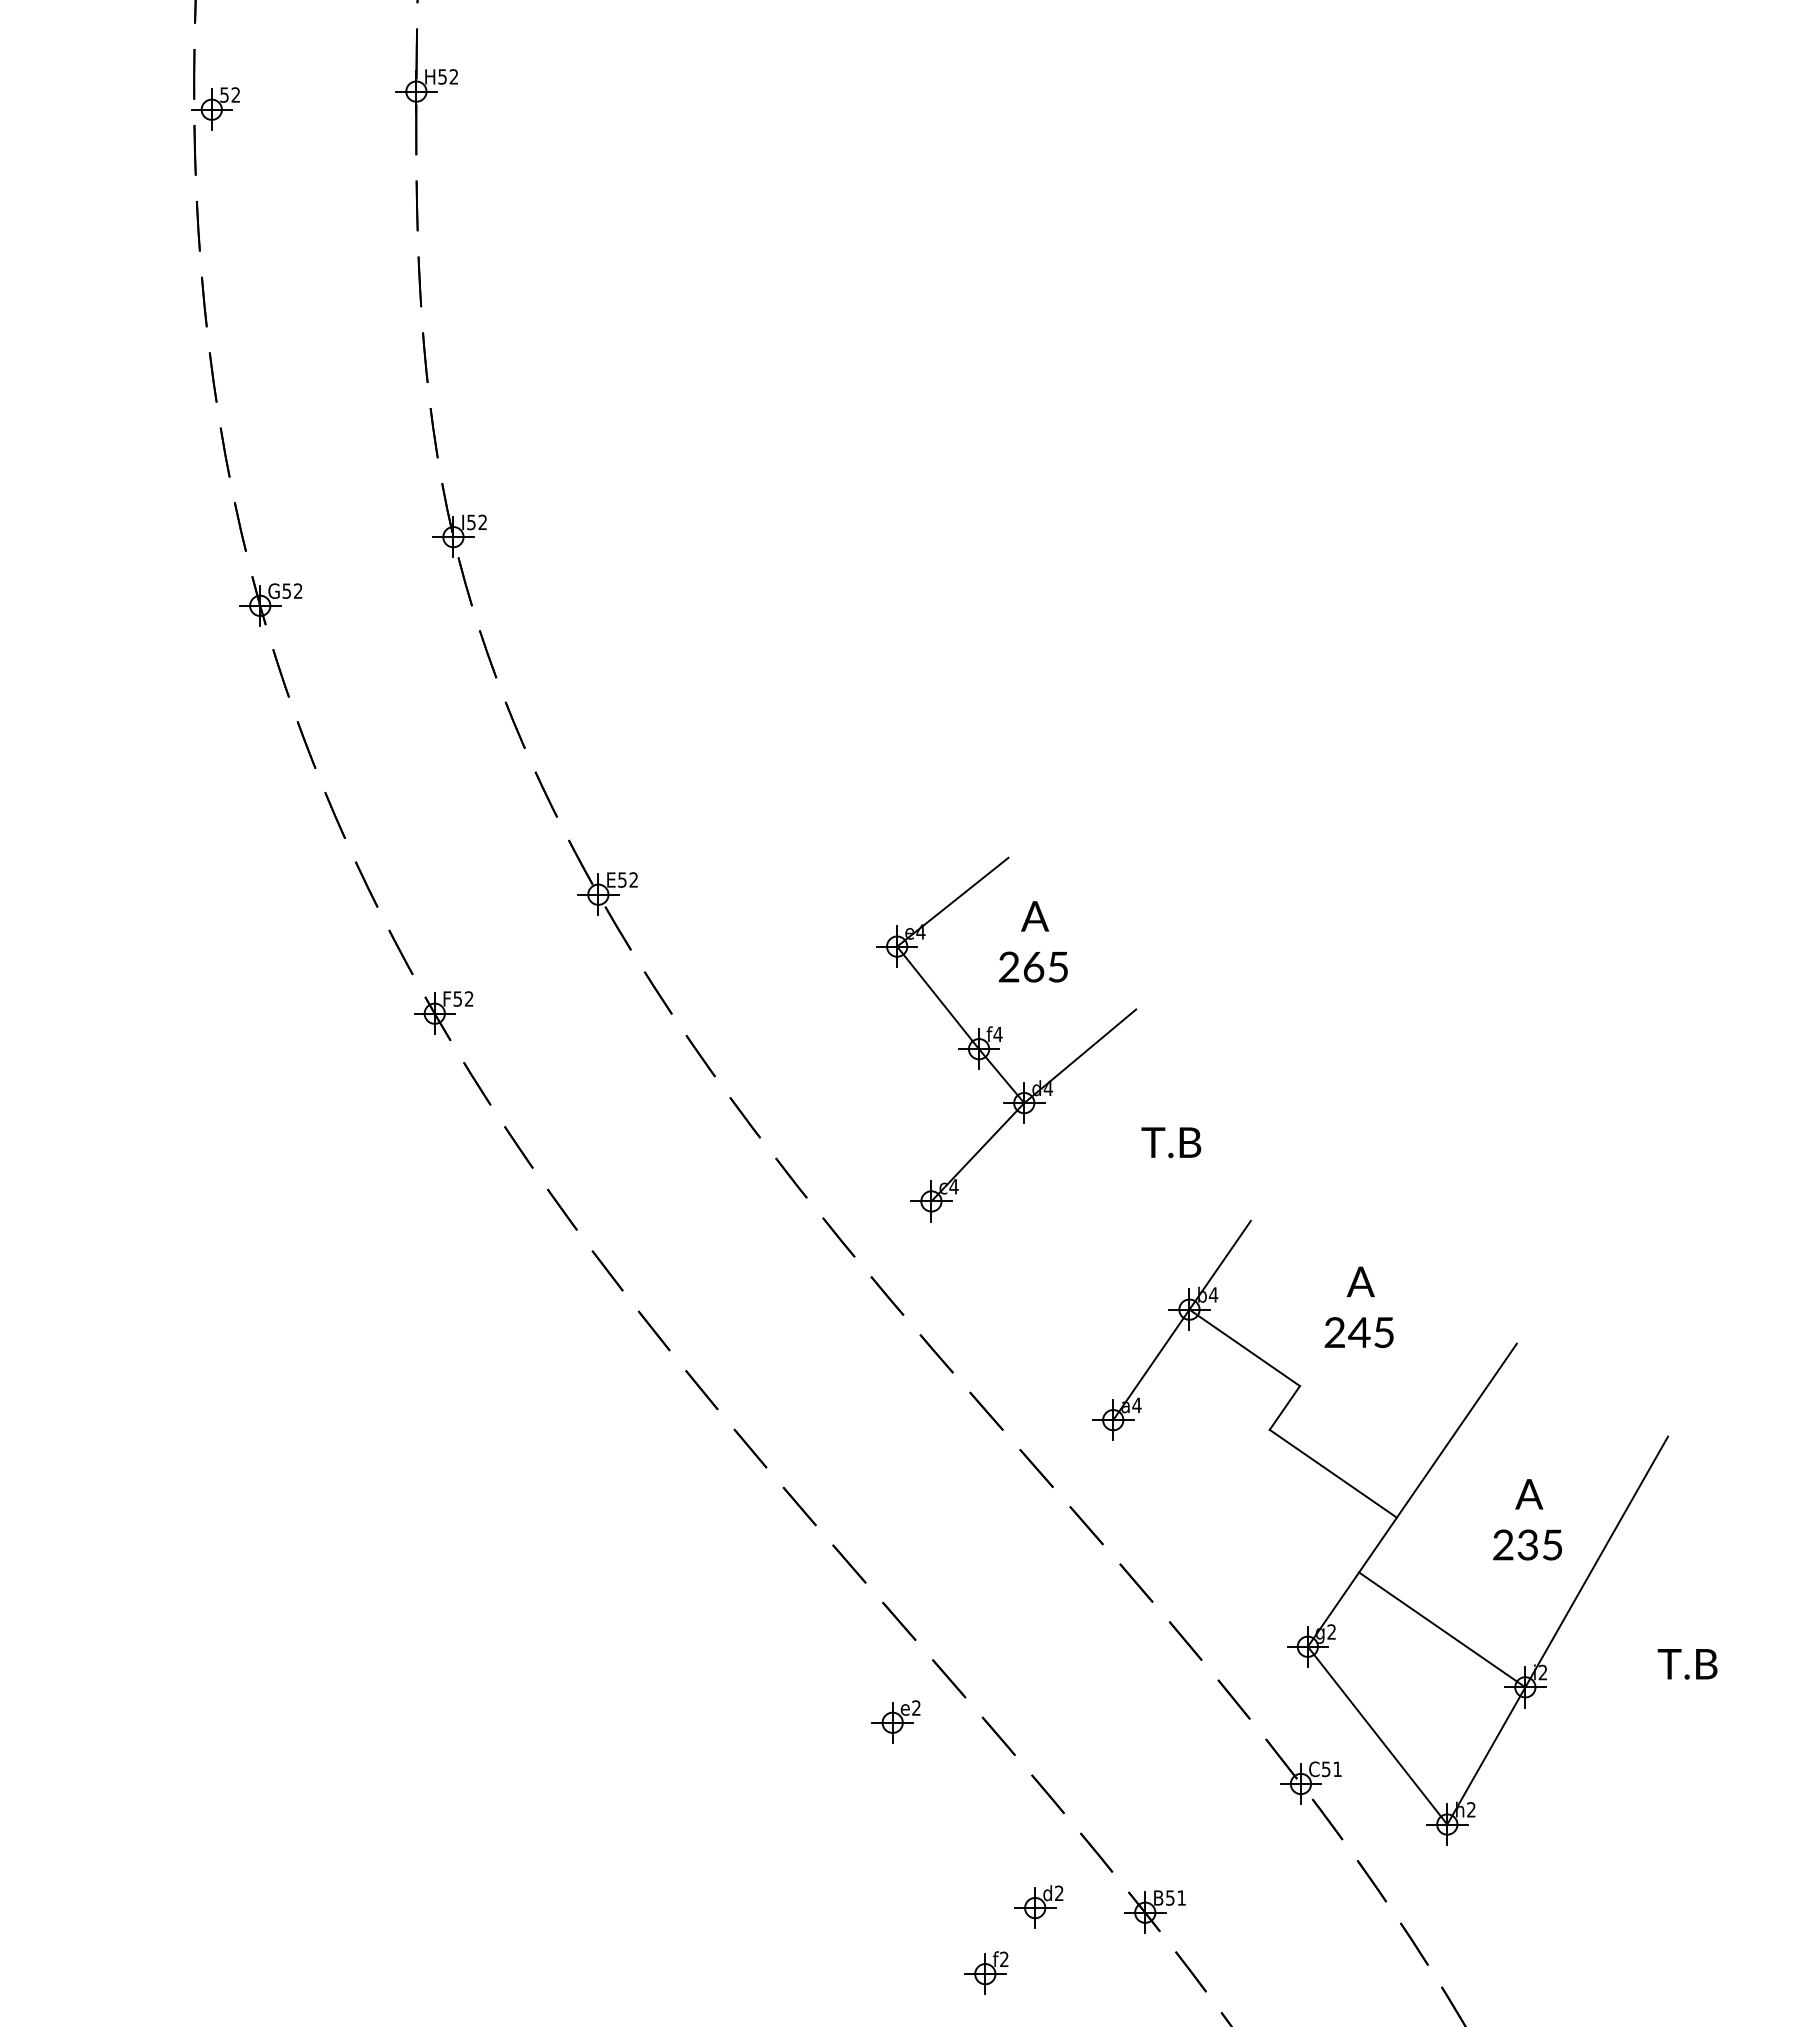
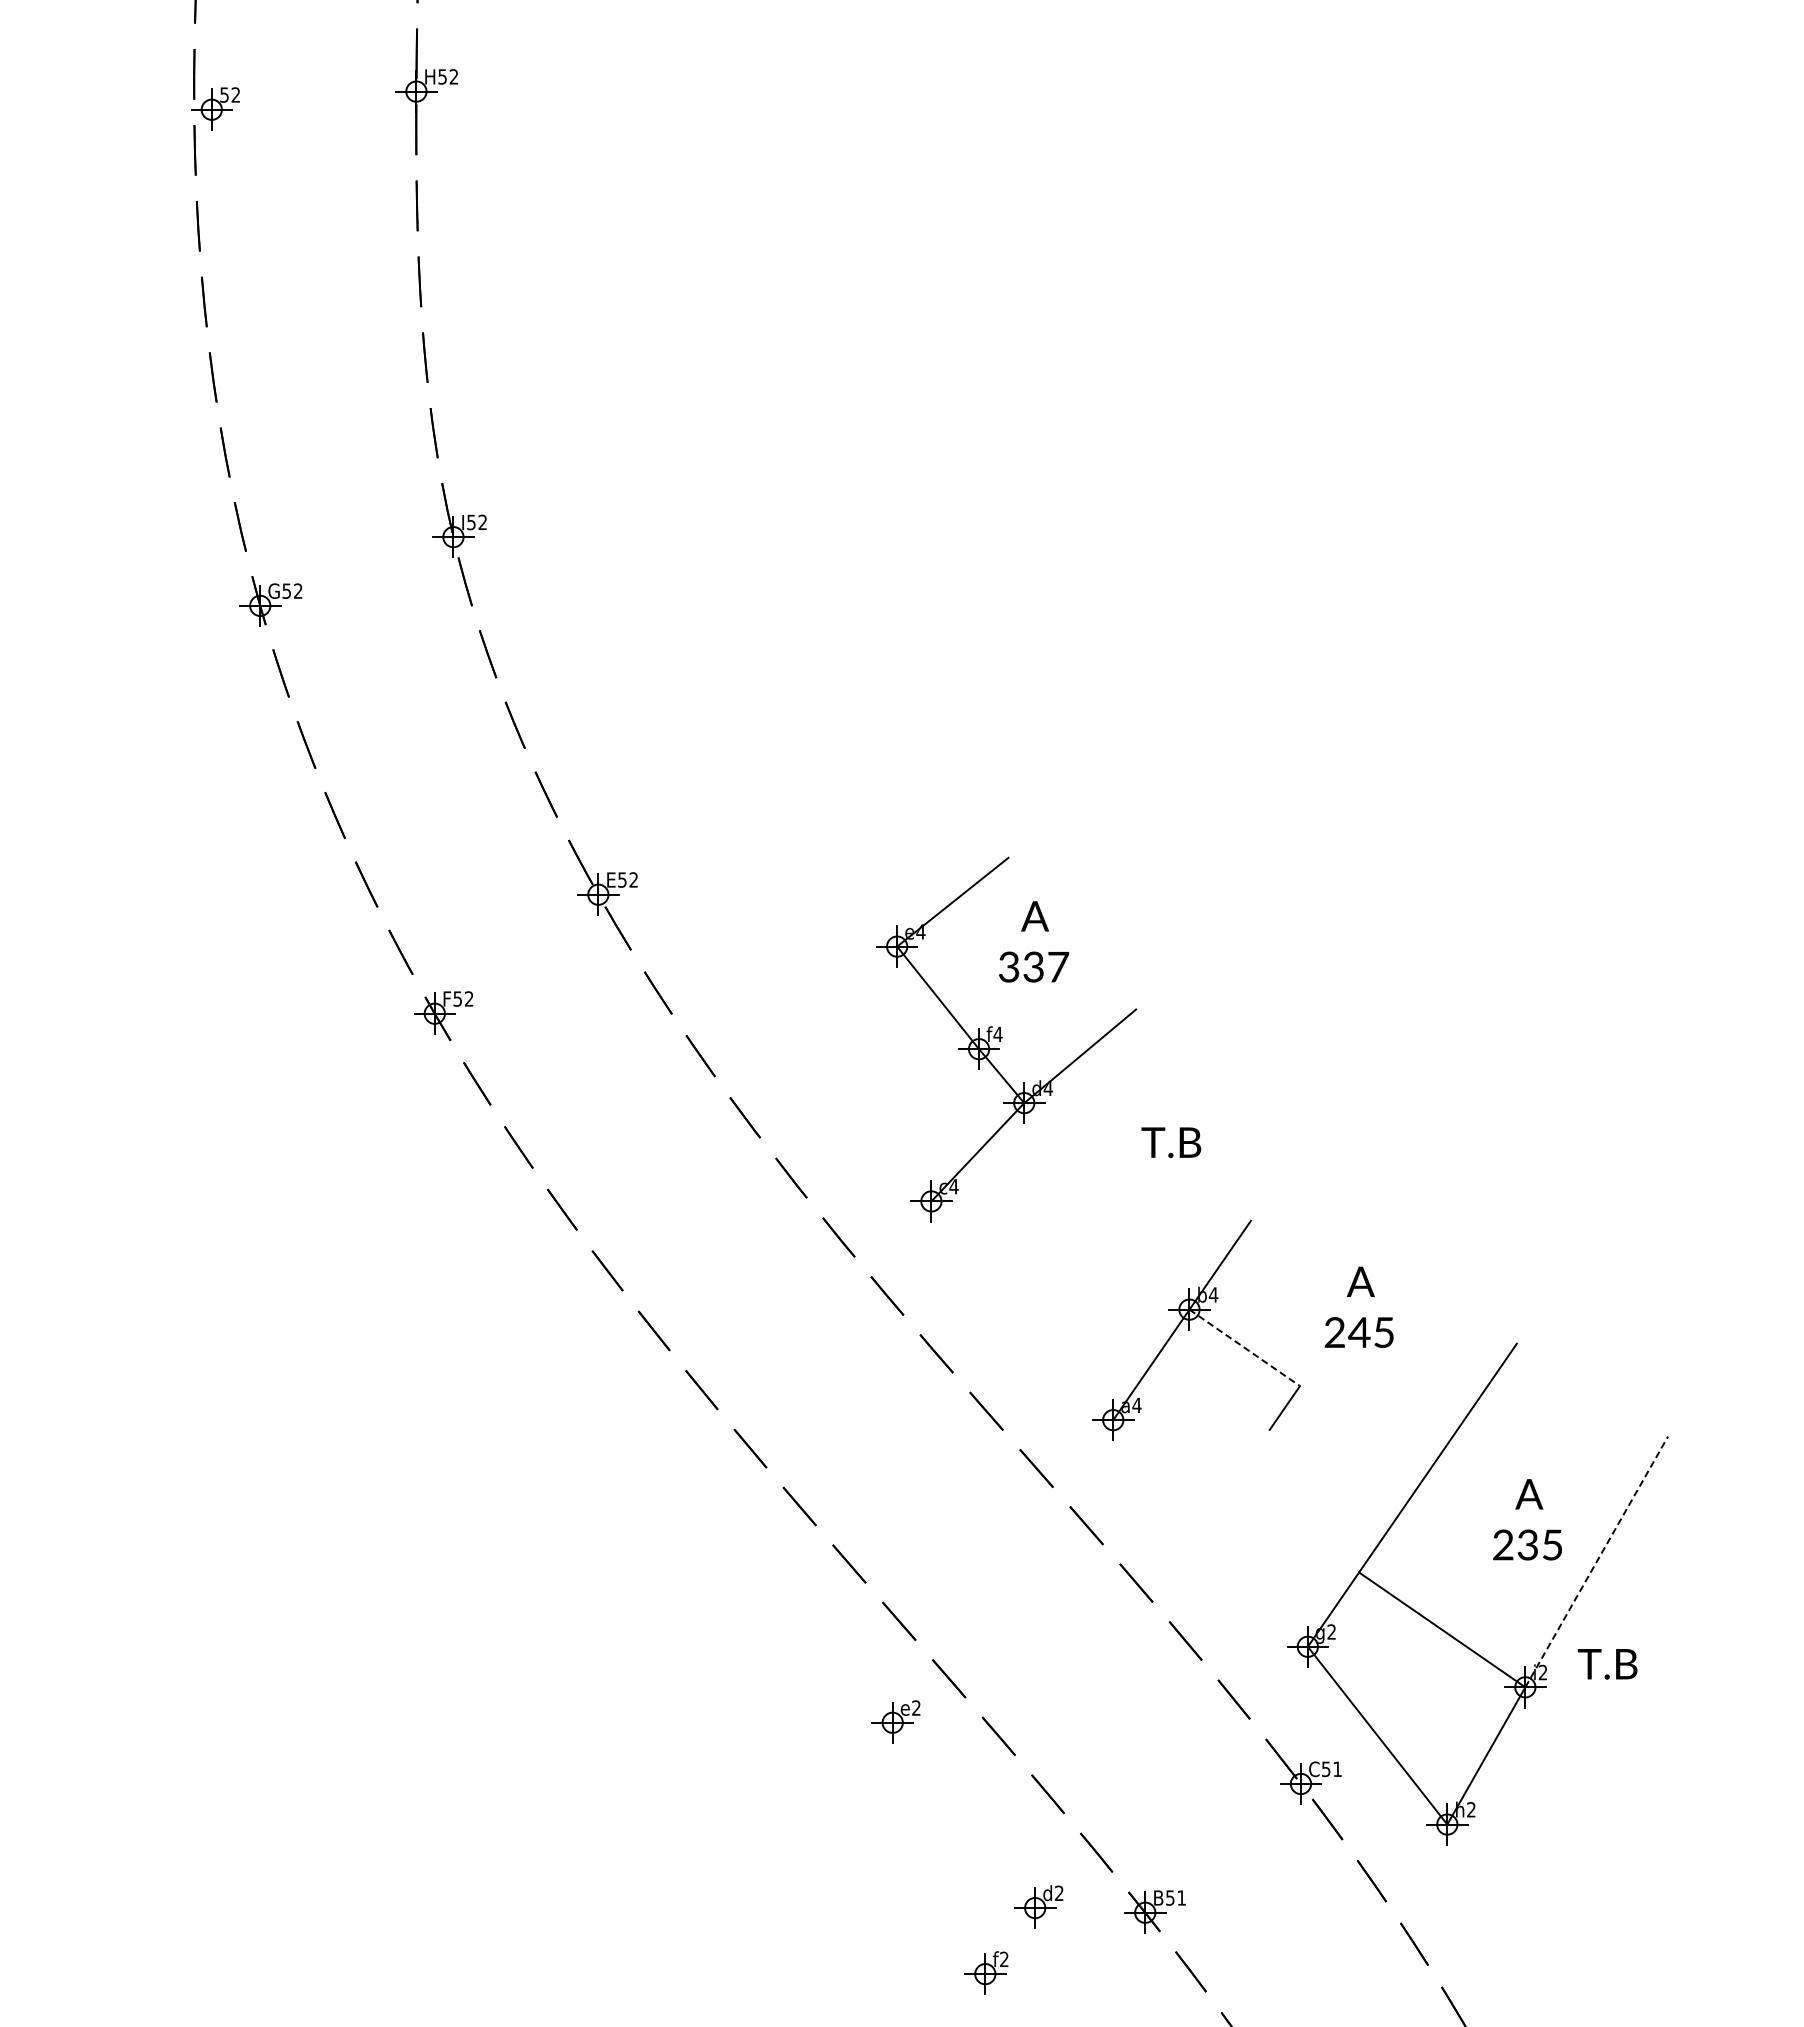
text: 265 -> 337 (1033, 966)
line: solid -> dashed (1245, 1348)
line: present -> none (1332, 1473)
line: solid -> dashed (1596, 1561)
text position: (1687, 1664) -> (1607, 1664) (1607, 1664)
